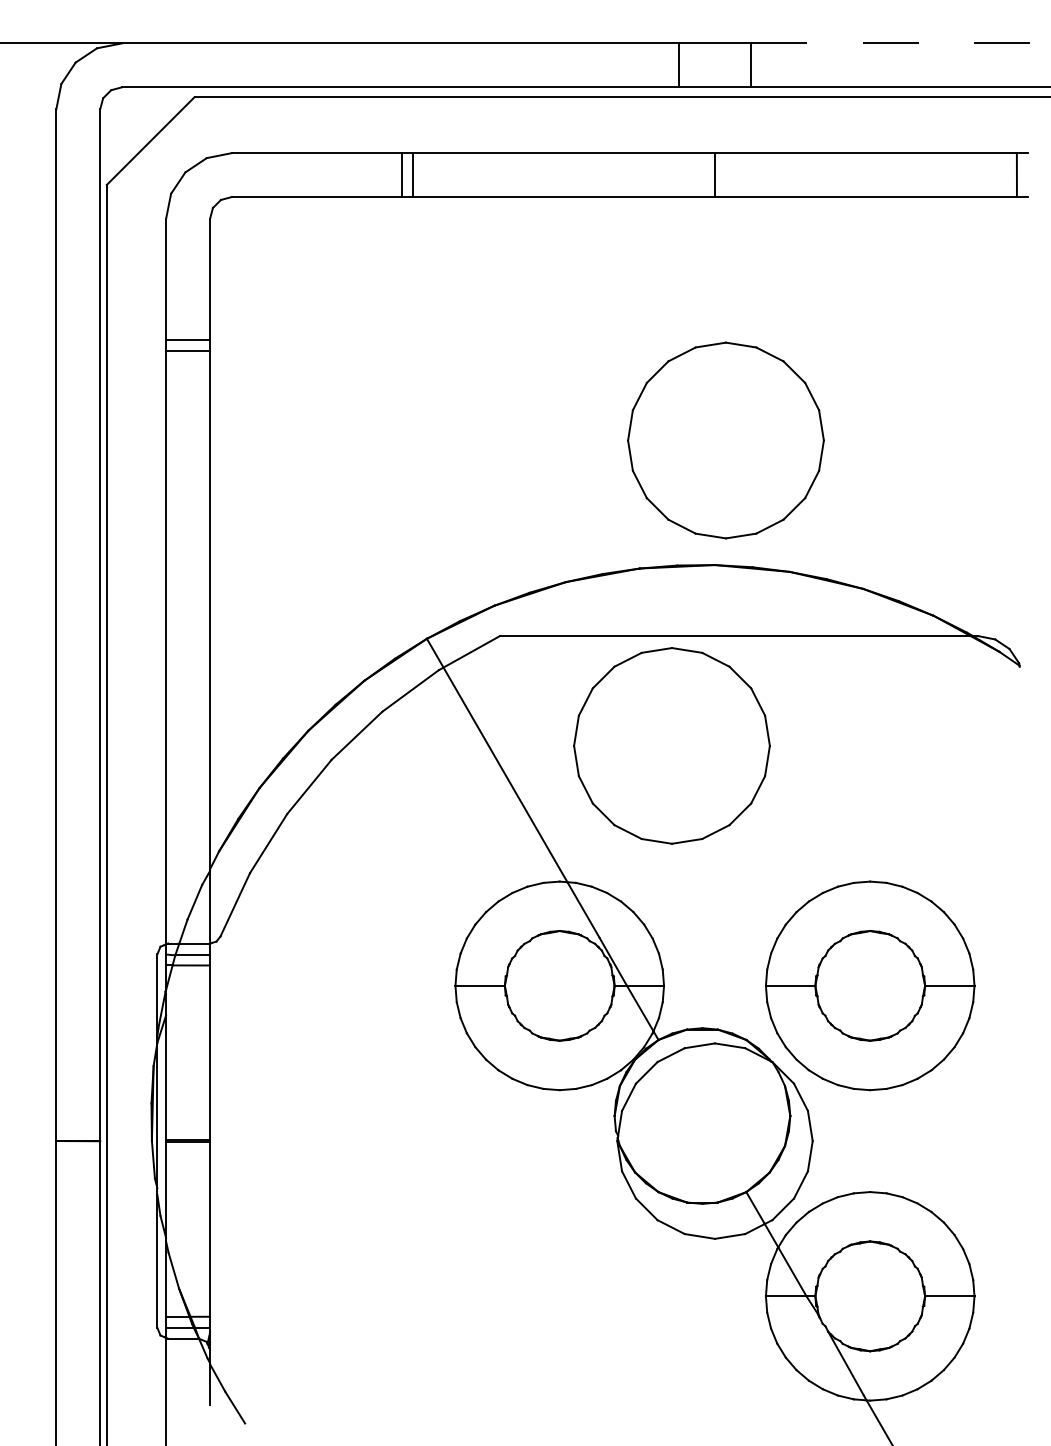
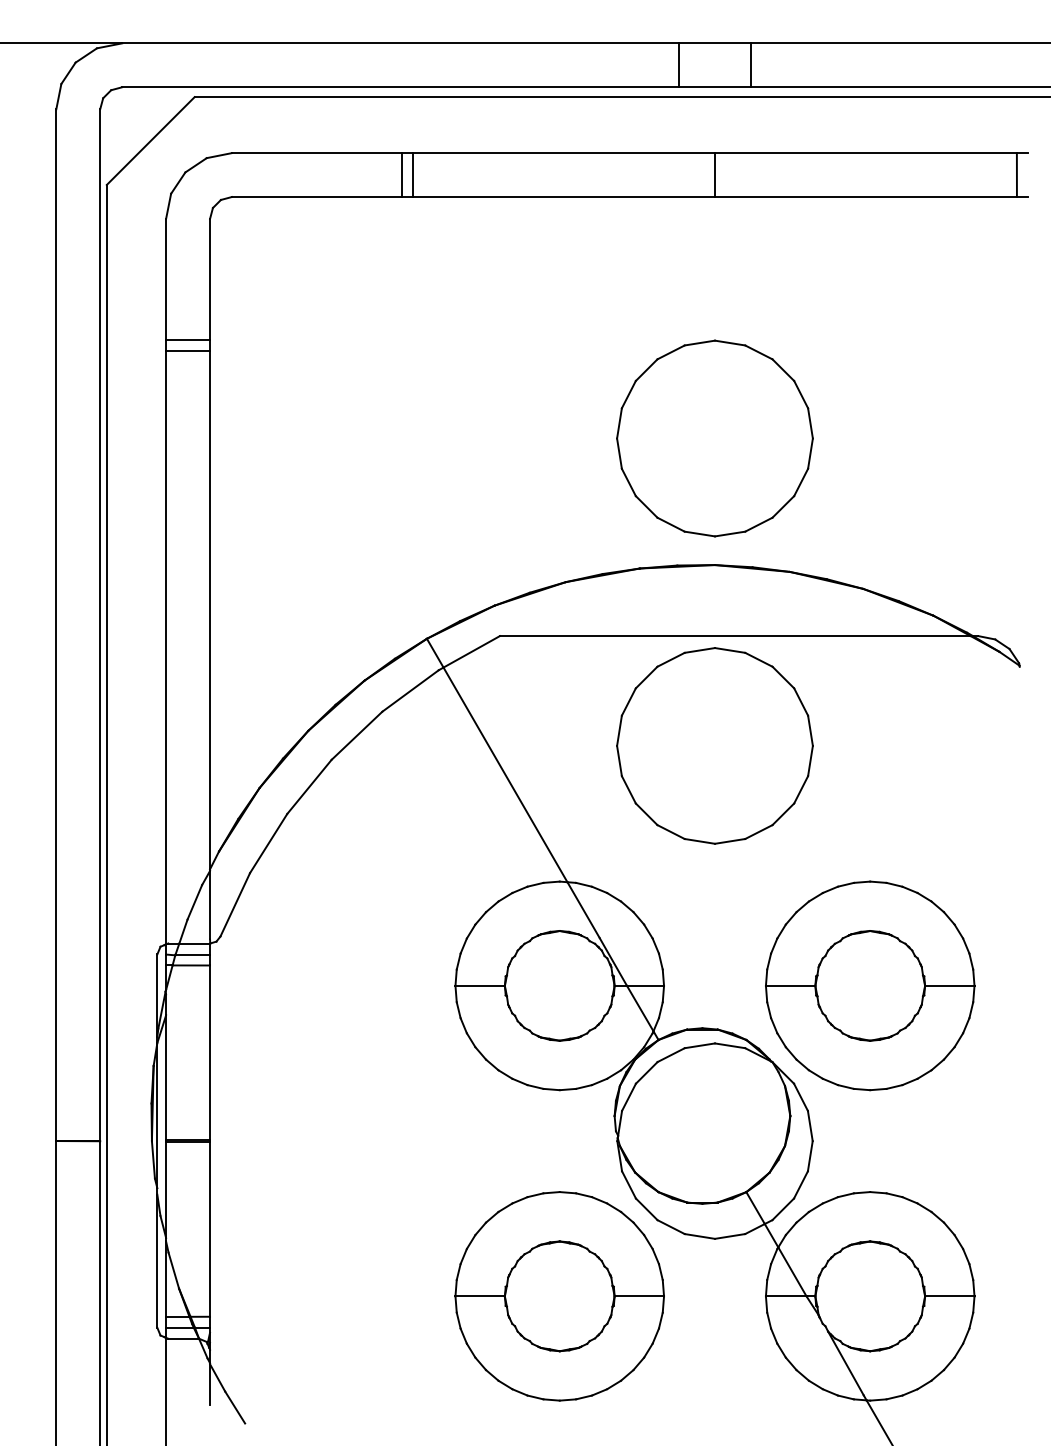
line: dashed -> solid (901, 43)
part position: (725, 440) -> (714, 438) (714, 438)
part position: (671, 745) -> (714, 745) (714, 745)
part: none -> present (559, 1296)
